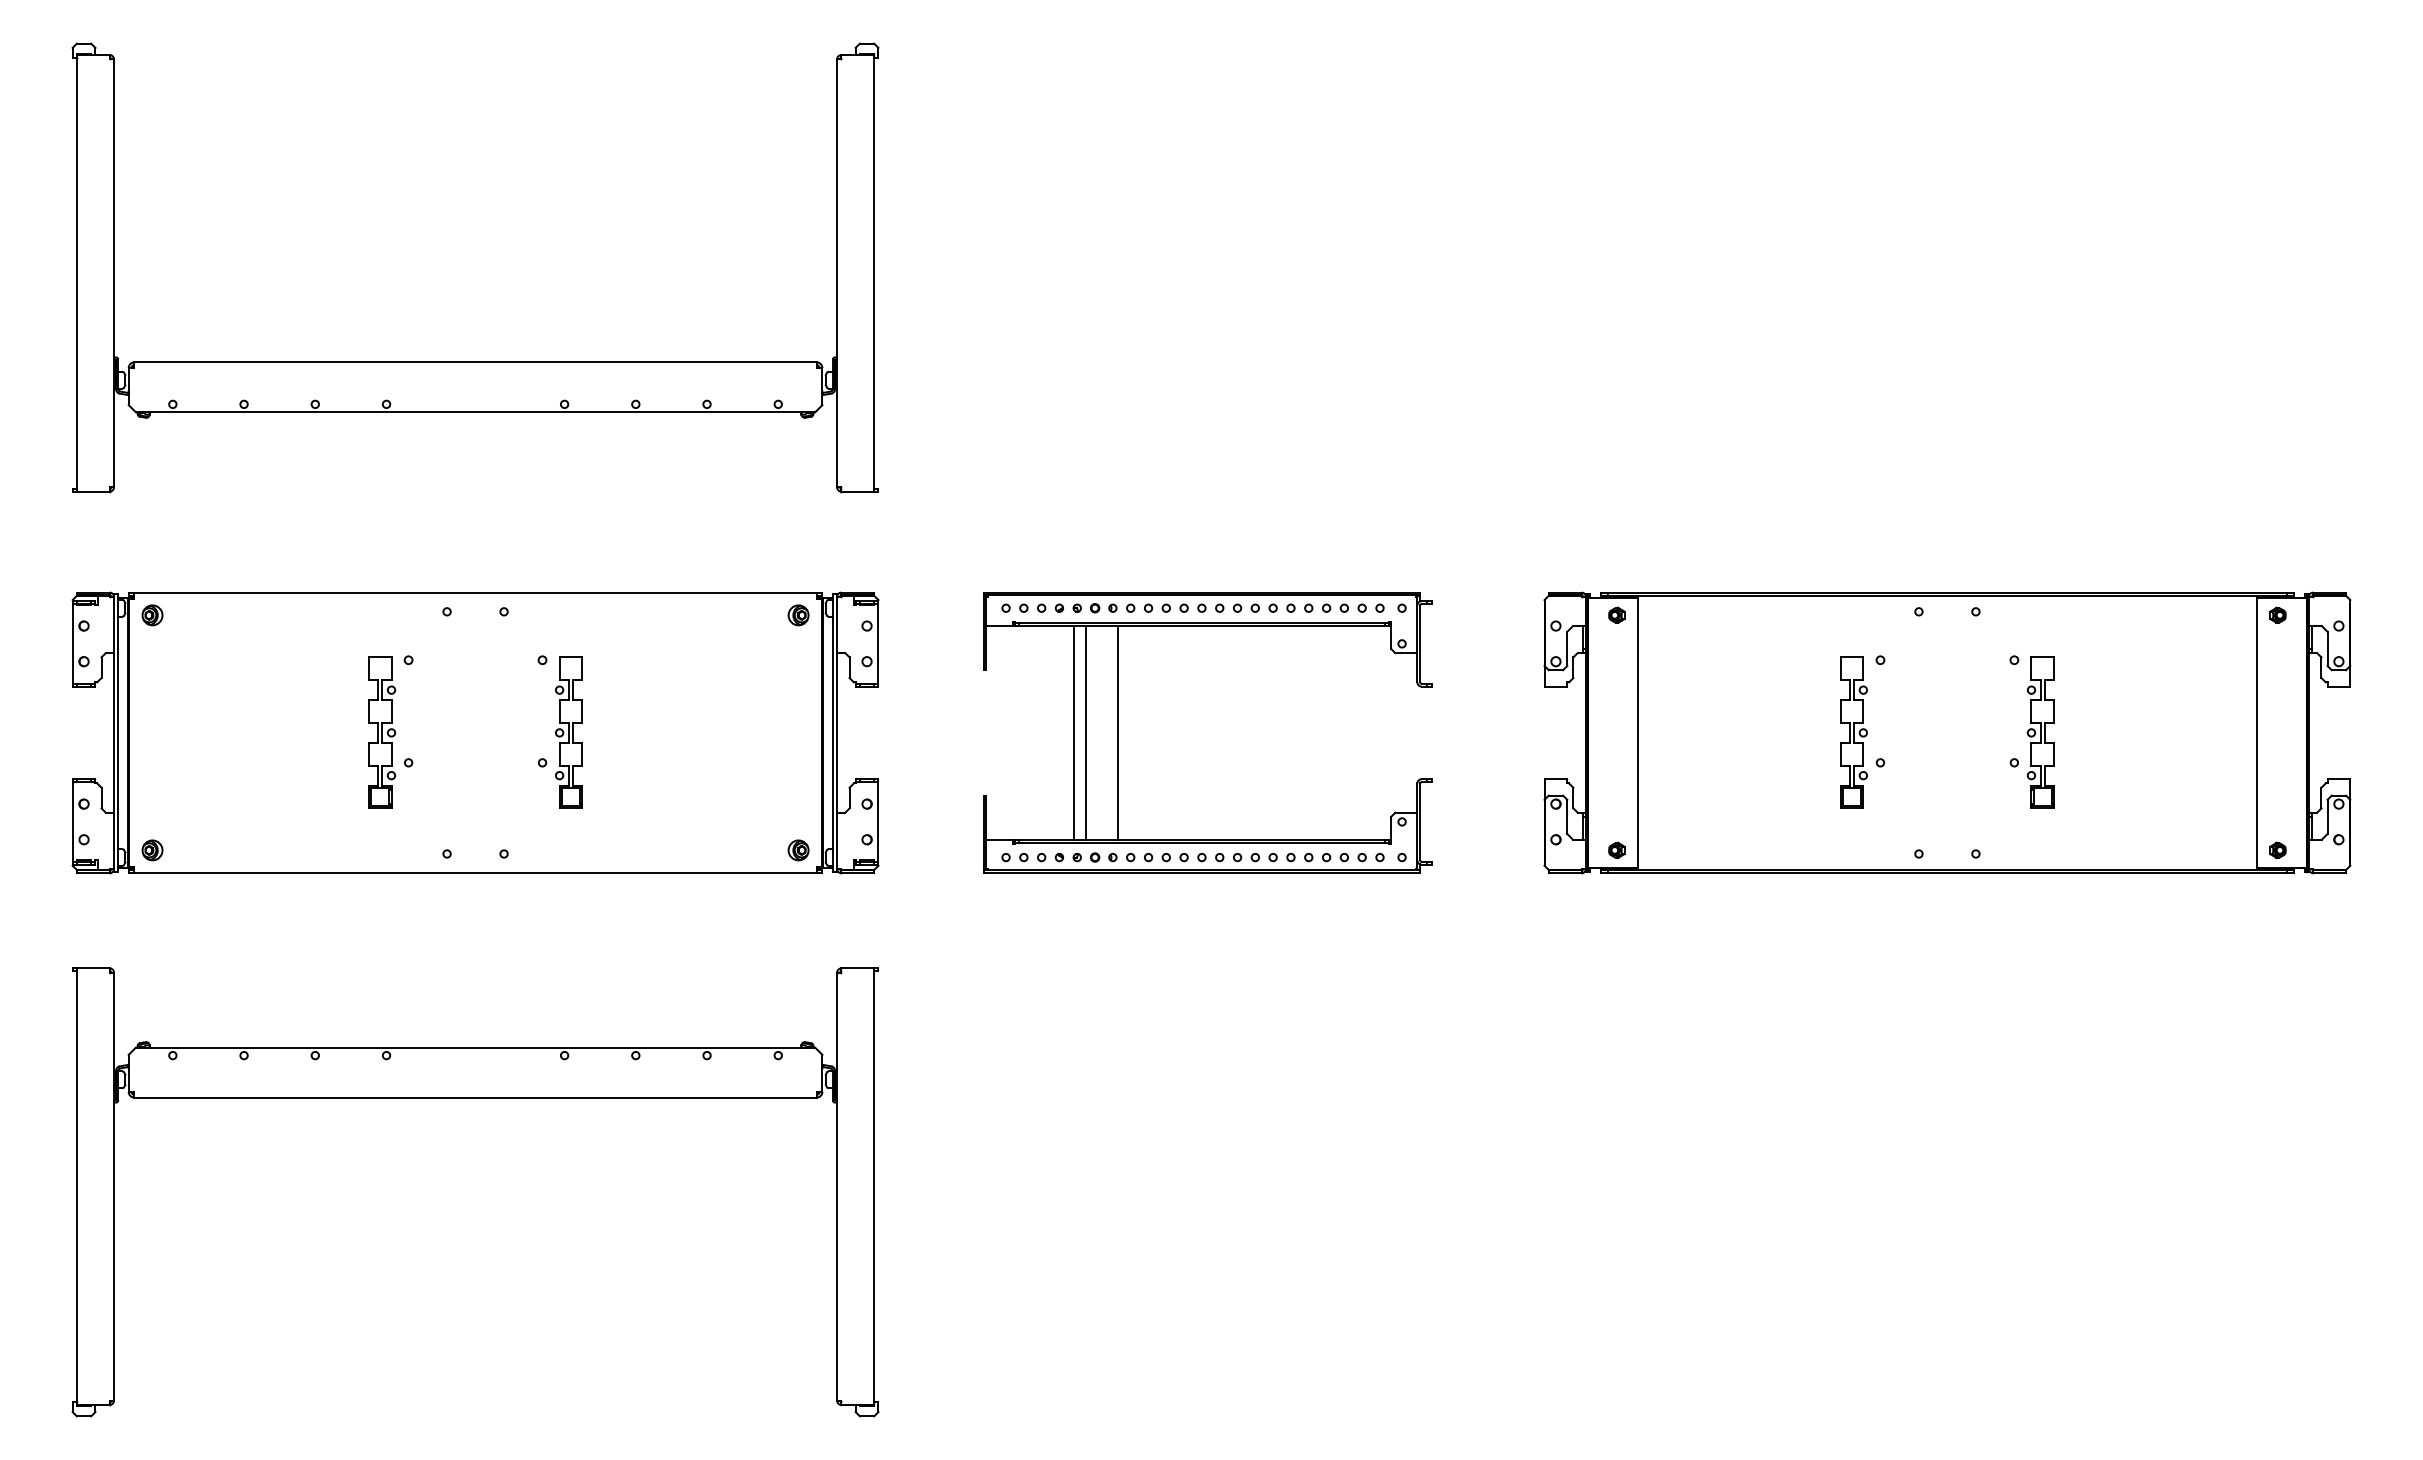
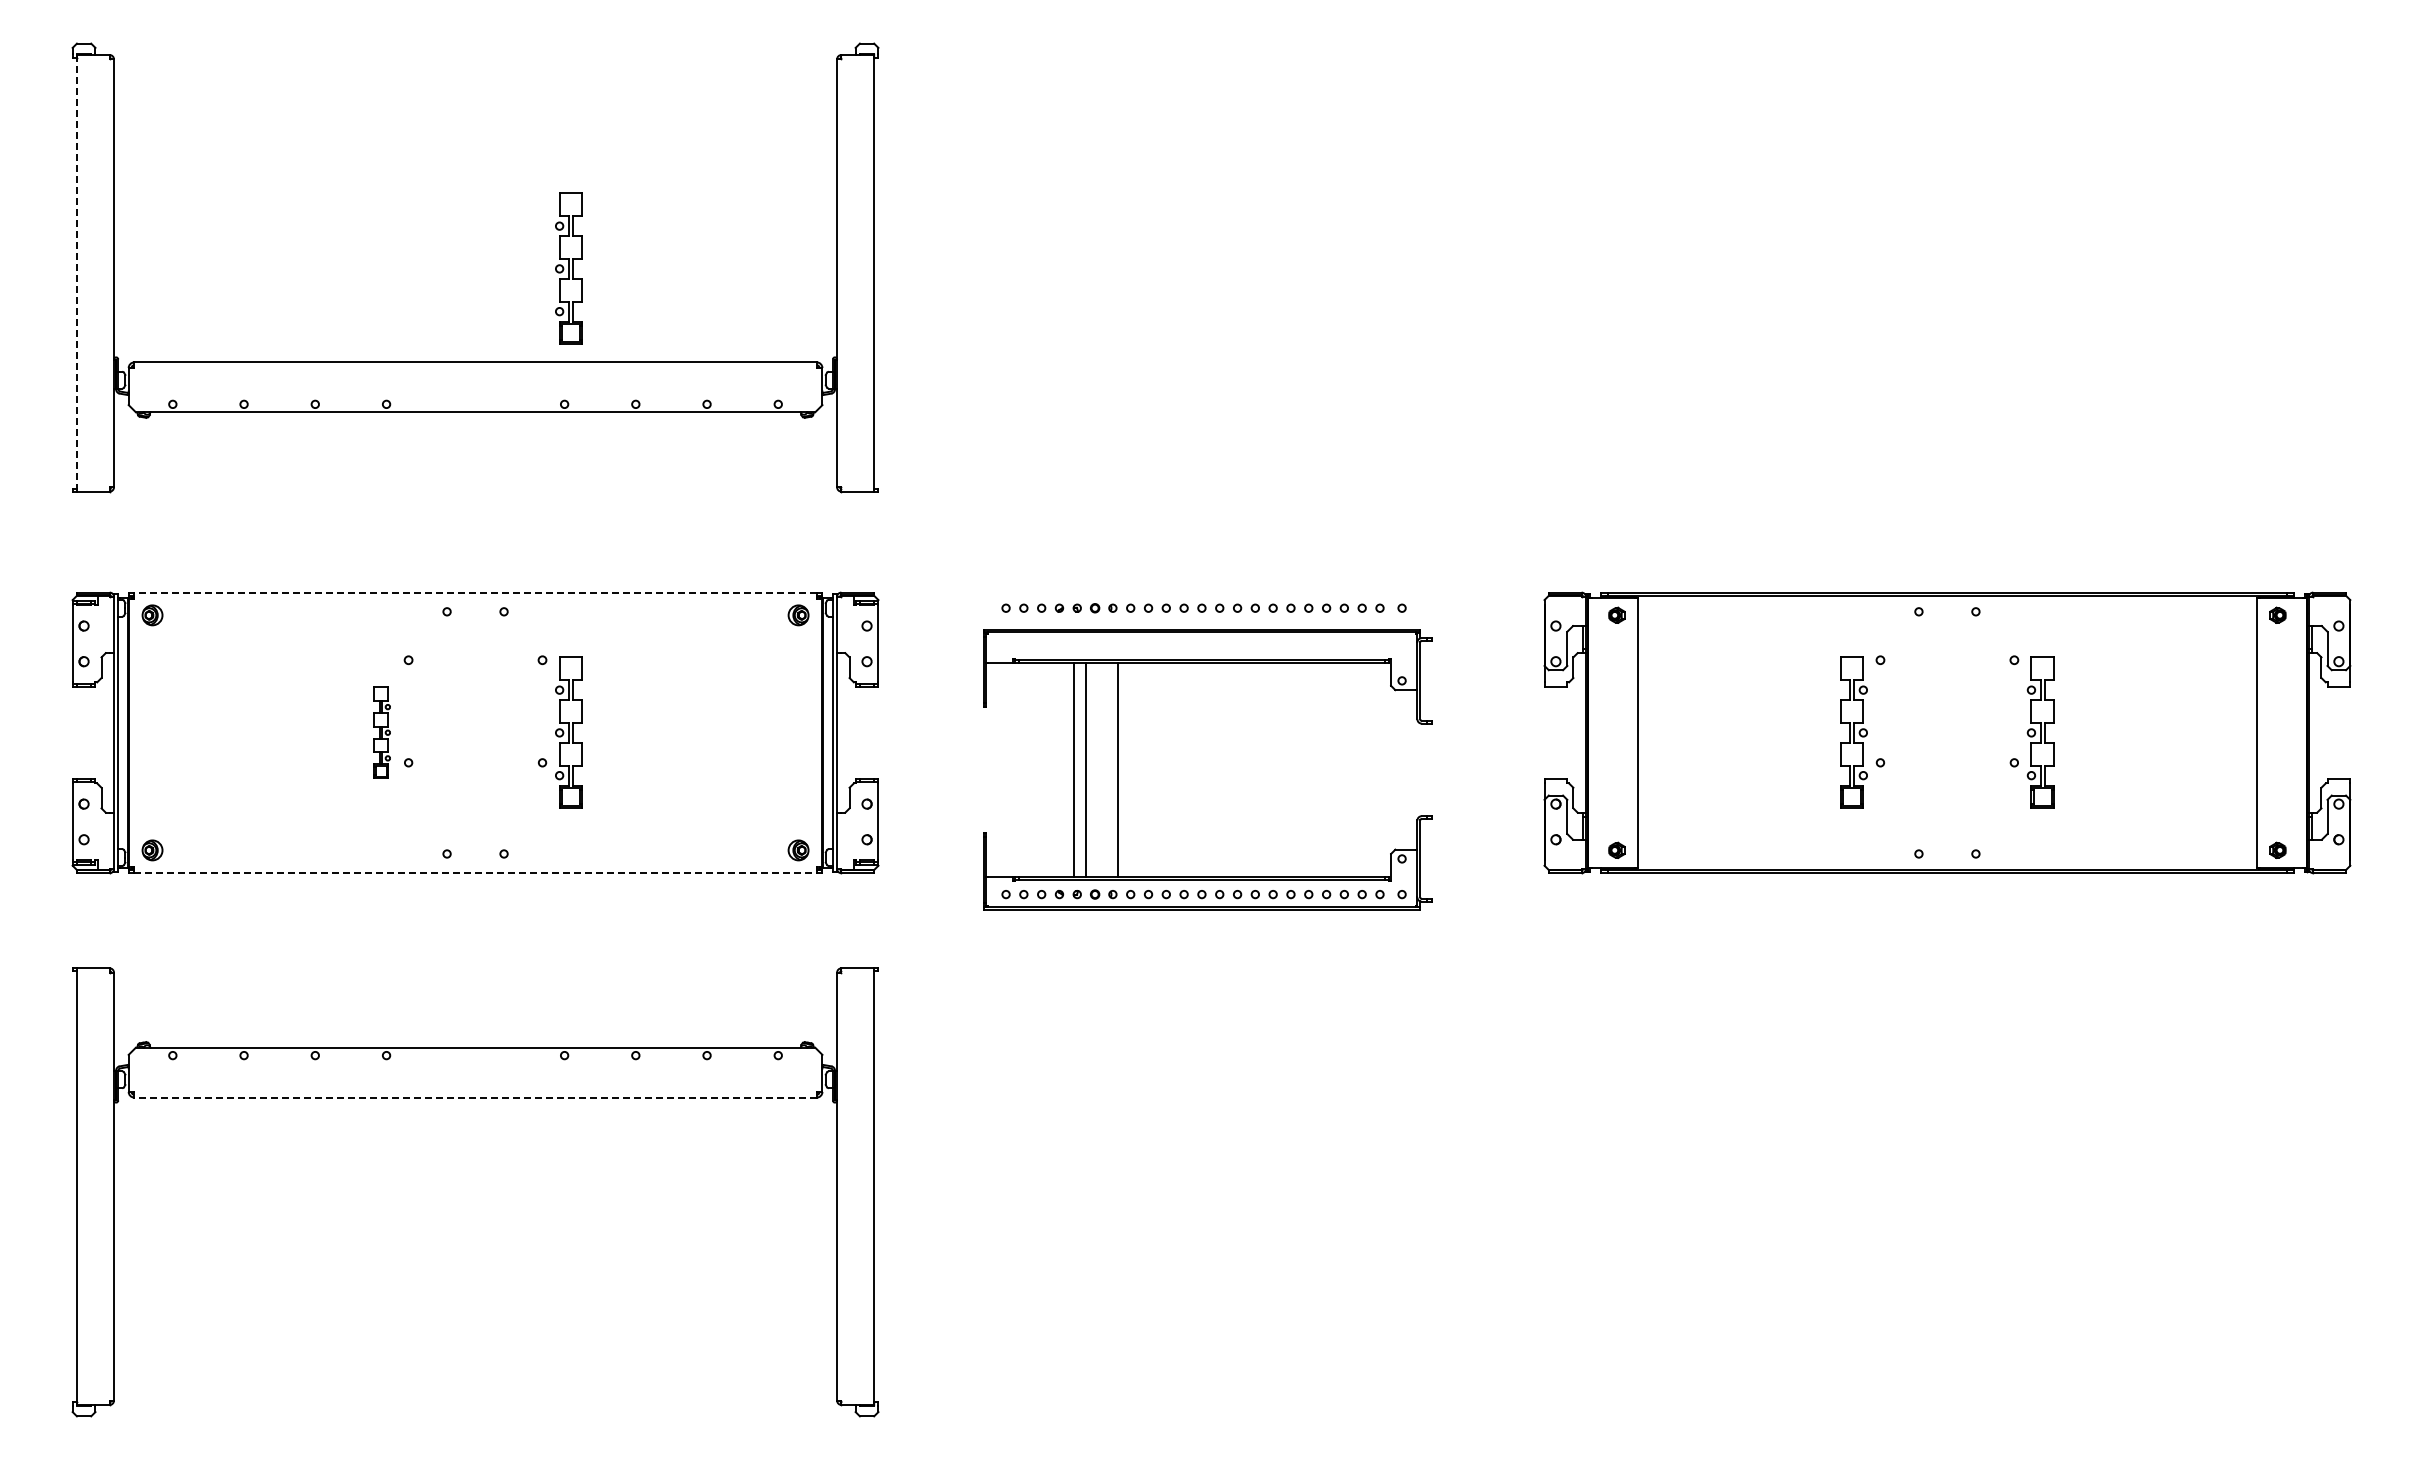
part: none -> present (568, 268)
line: solid -> dashed (76, 273)
line: solid -> dashed (475, 593)
part size: 29x153 px -> 18x93 px (381, 732)
part position: (1118, 732) -> (1118, 769) (1118, 769)
line: solid -> dashed (476, 872)
line: solid -> dashed (475, 1097)
